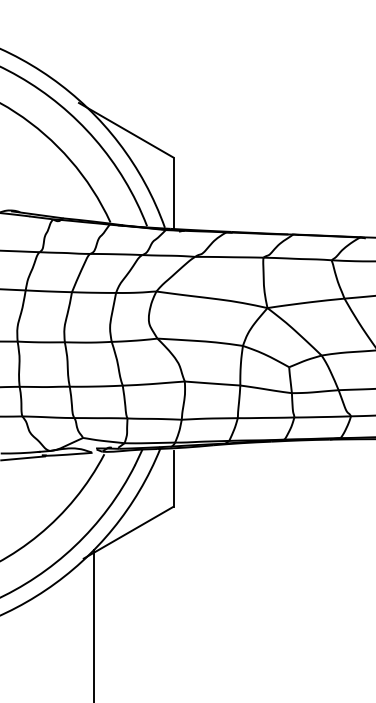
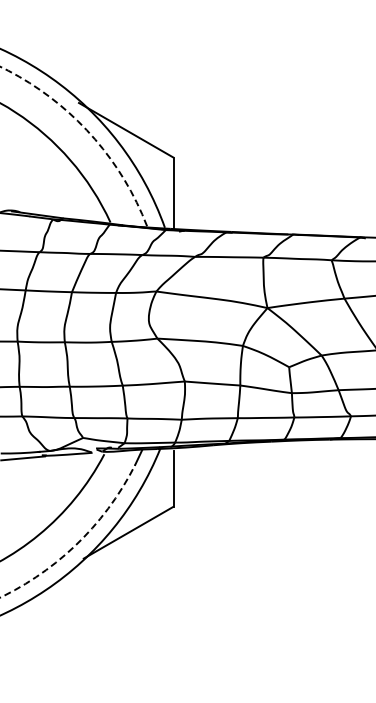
arc: solid -> dashed (13, 73)
line: present -> none (94, 624)
